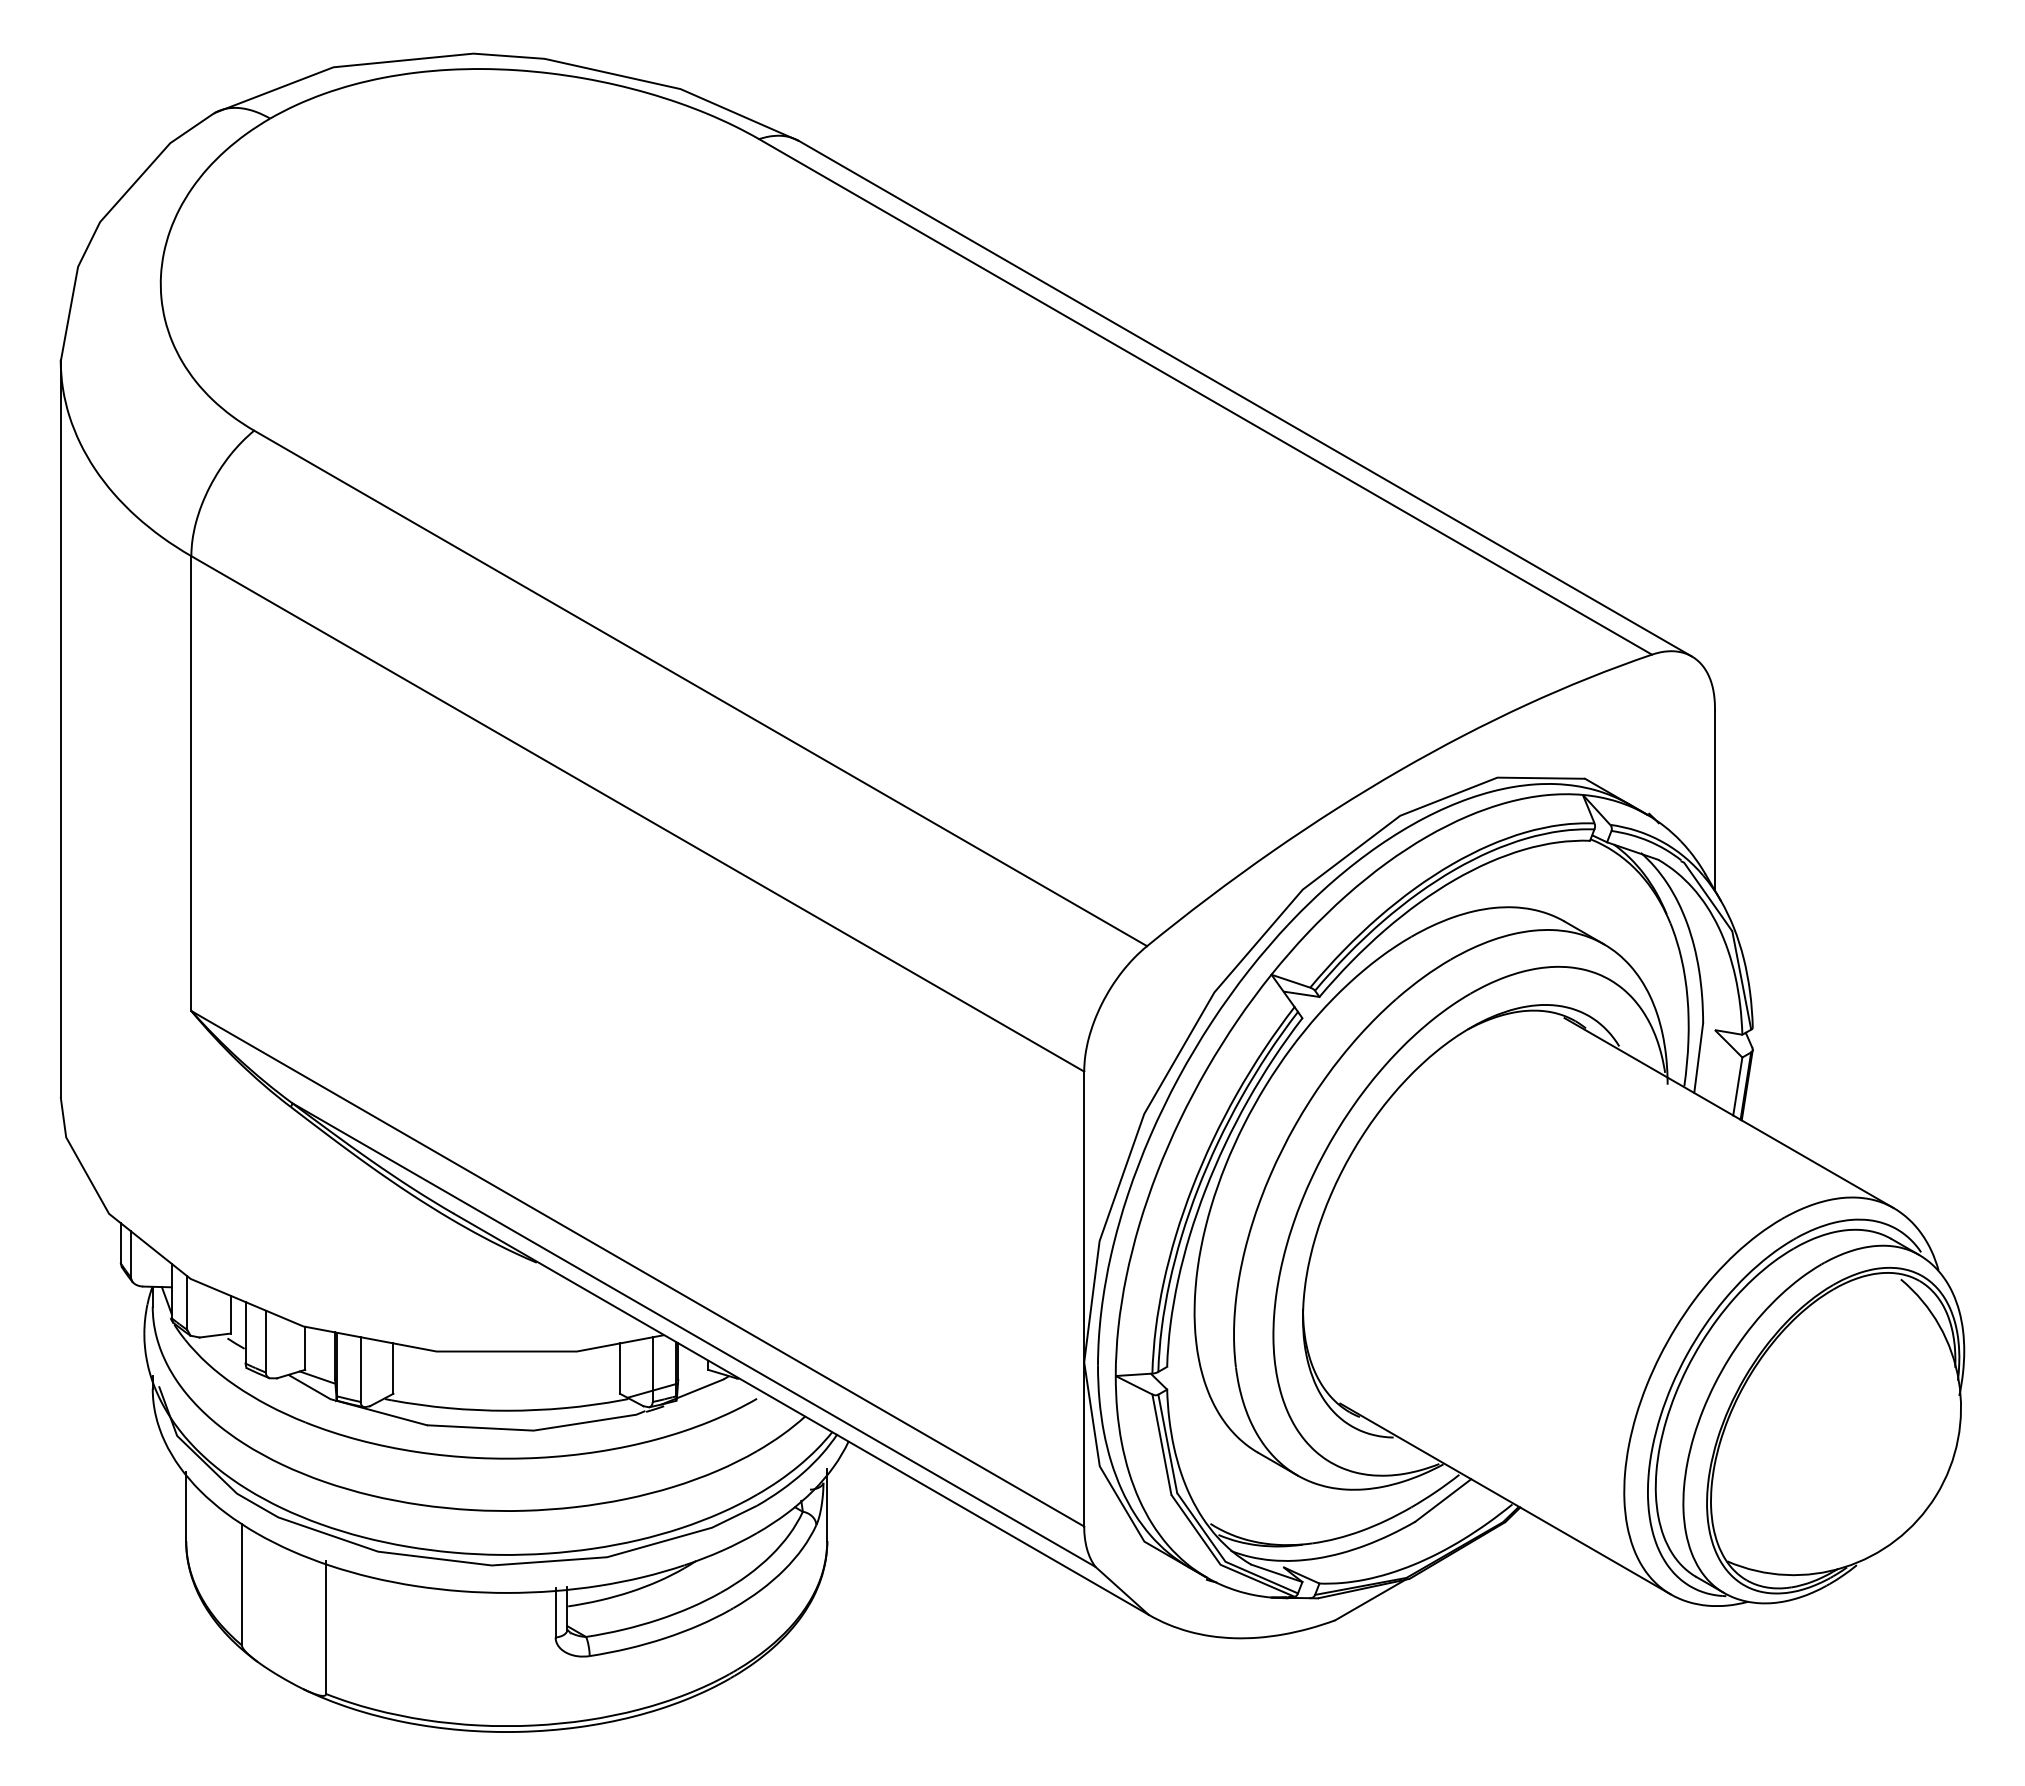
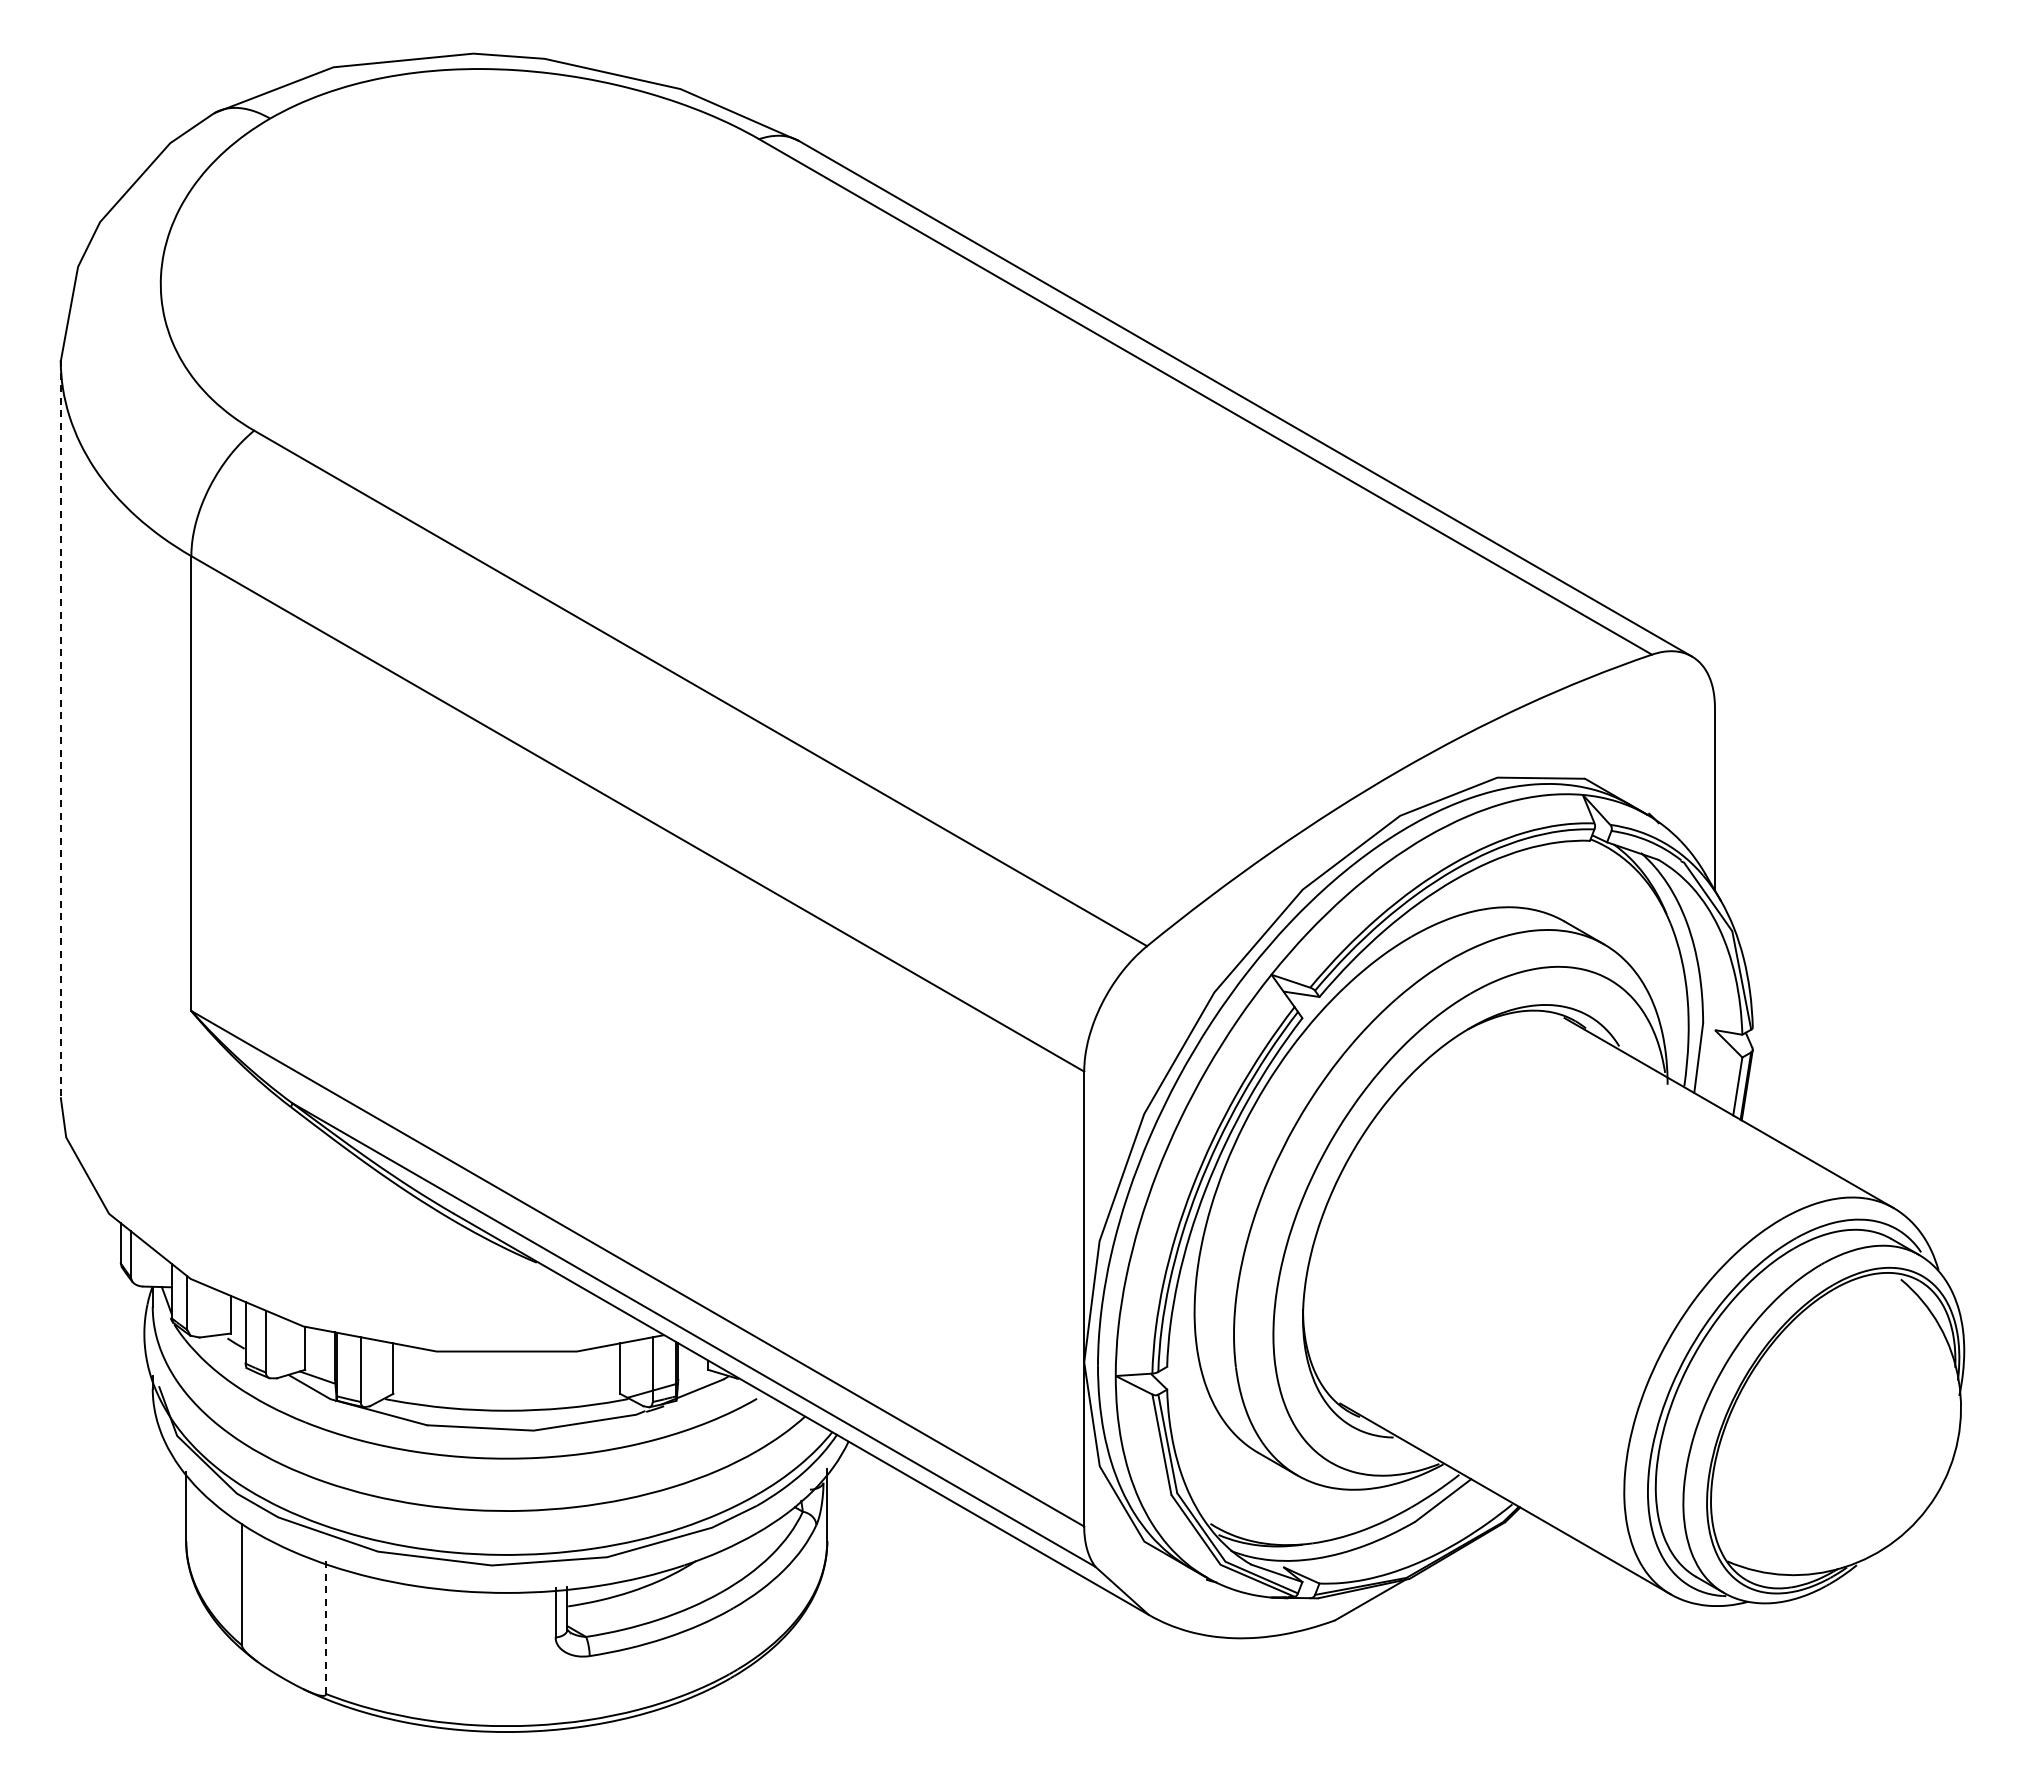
line: solid -> dashed (60, 728)
line: solid -> dashed (326, 1628)
